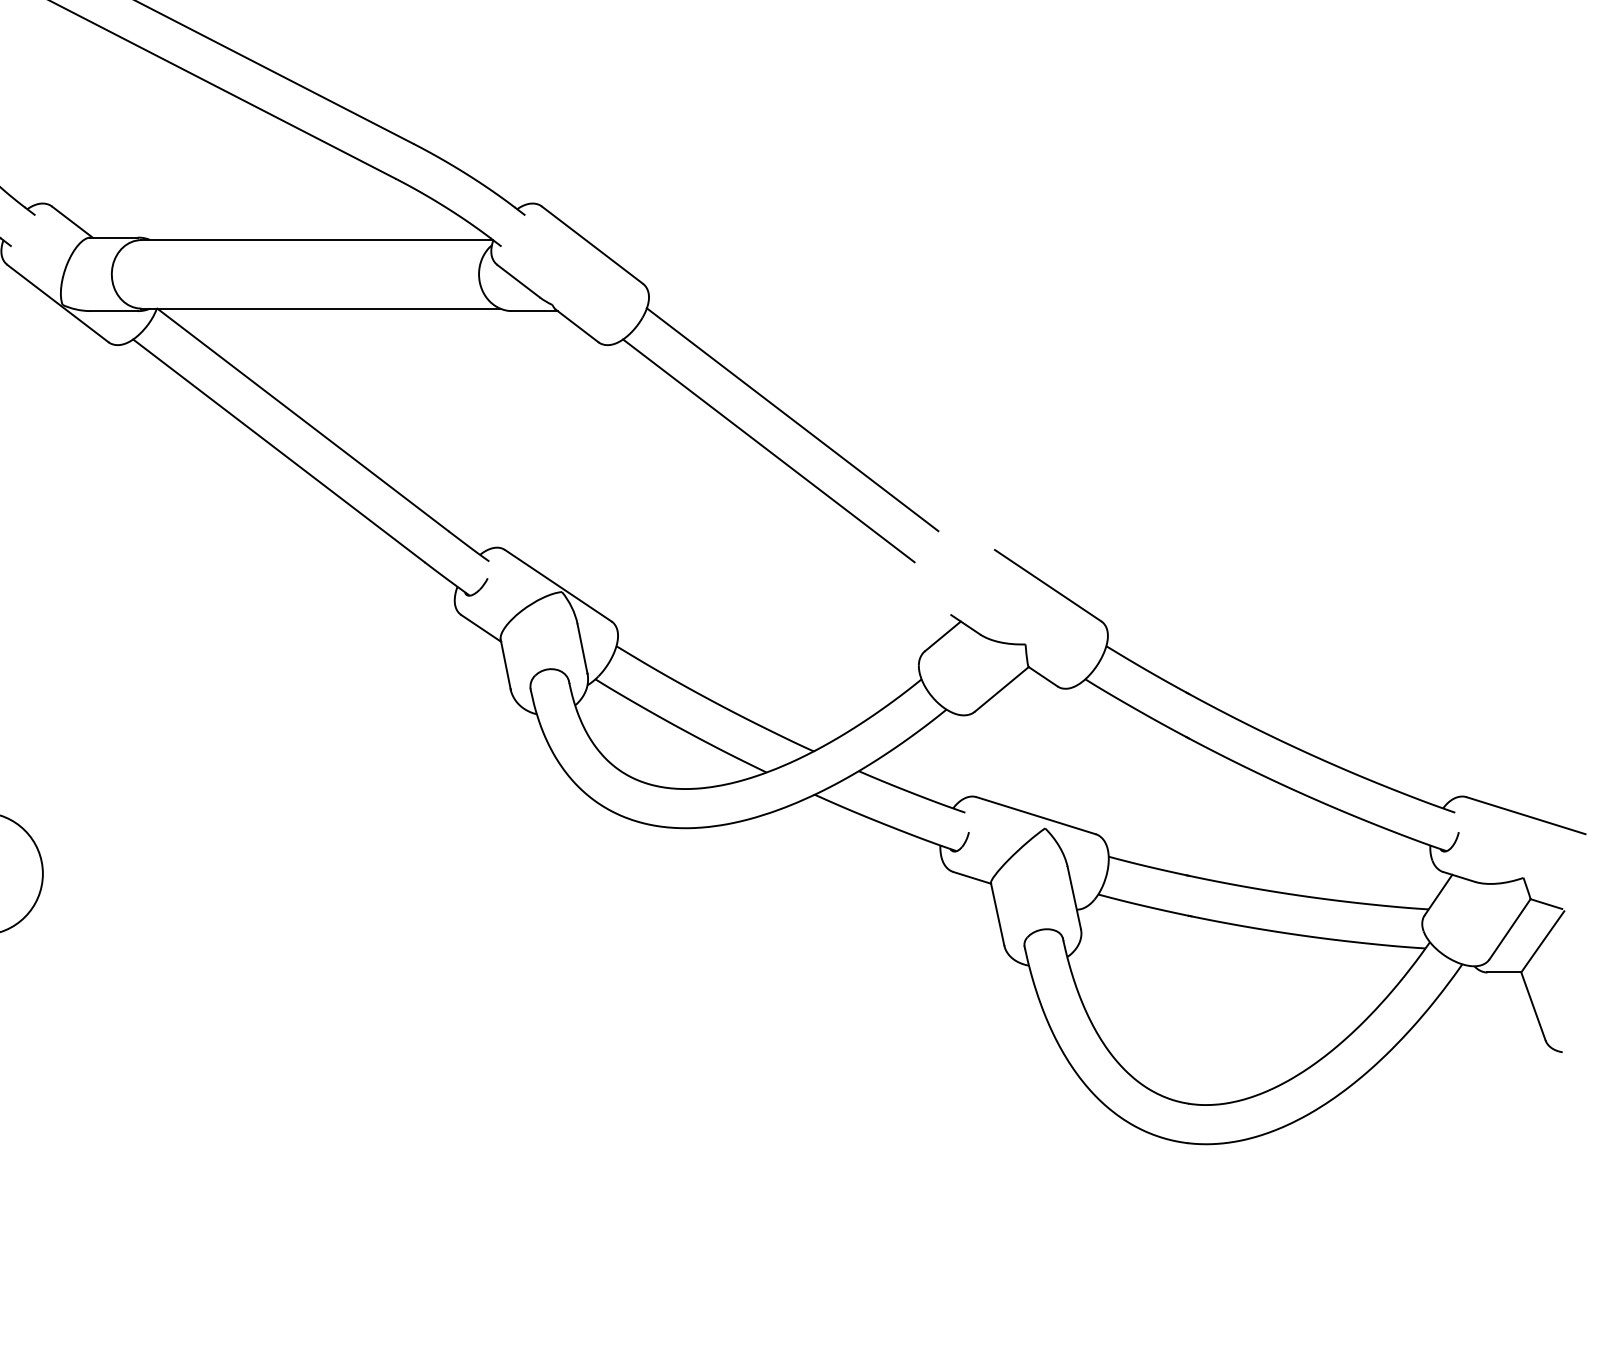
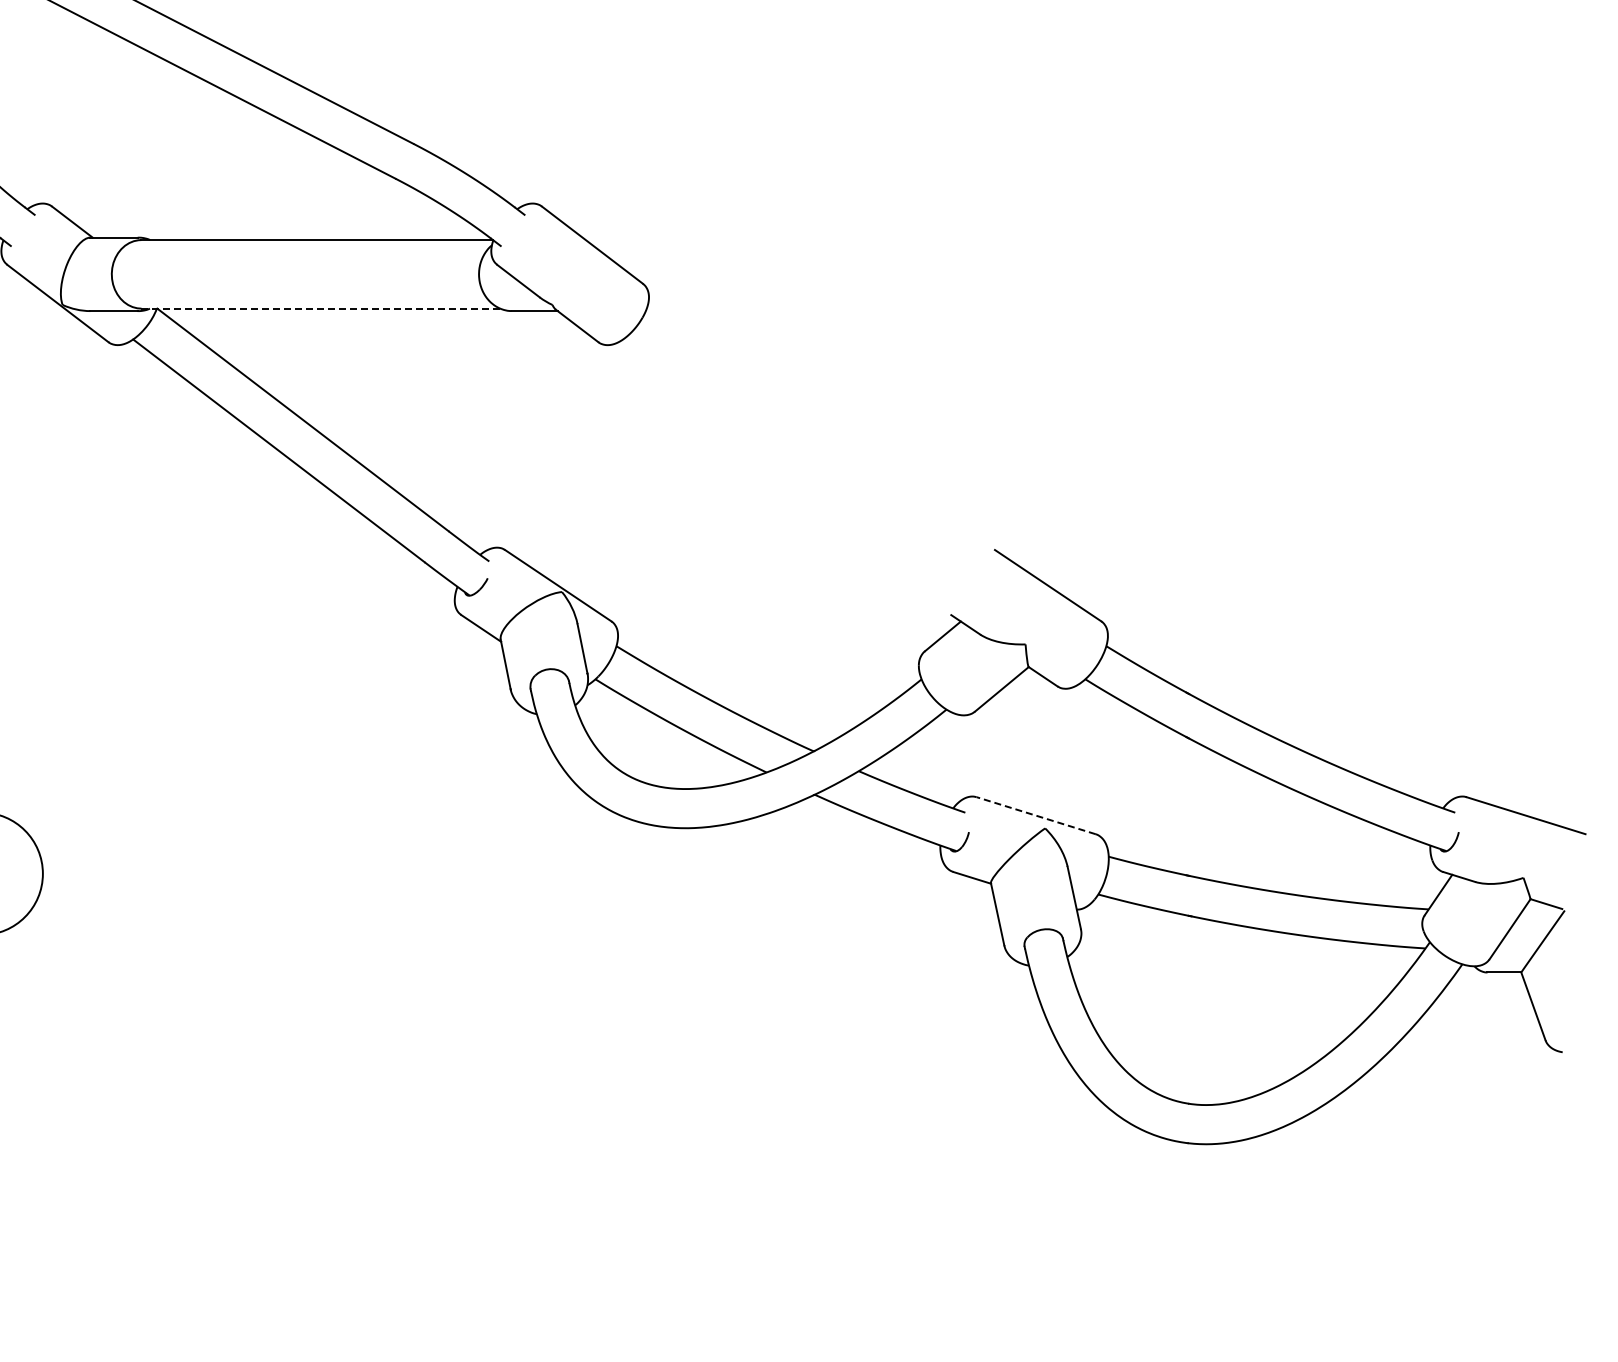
line: solid -> dashed (321, 308)
line: present -> none (792, 419)
line: present -> none (768, 450)
line: solid -> dashed (1035, 815)
